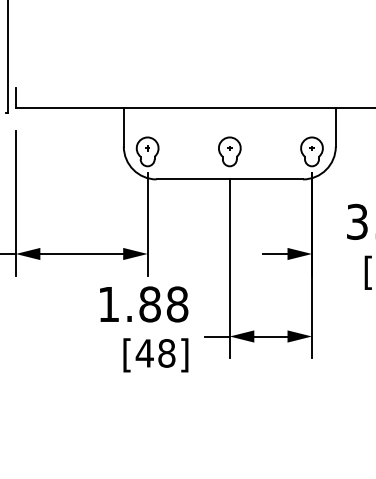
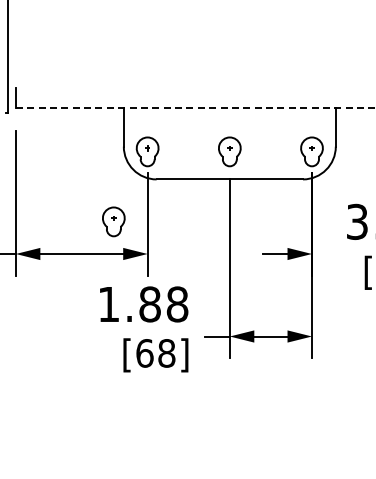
line: solid -> dashed (195, 108)
part: none -> present (113, 221)
text: [48] -> [68] (144, 353)
